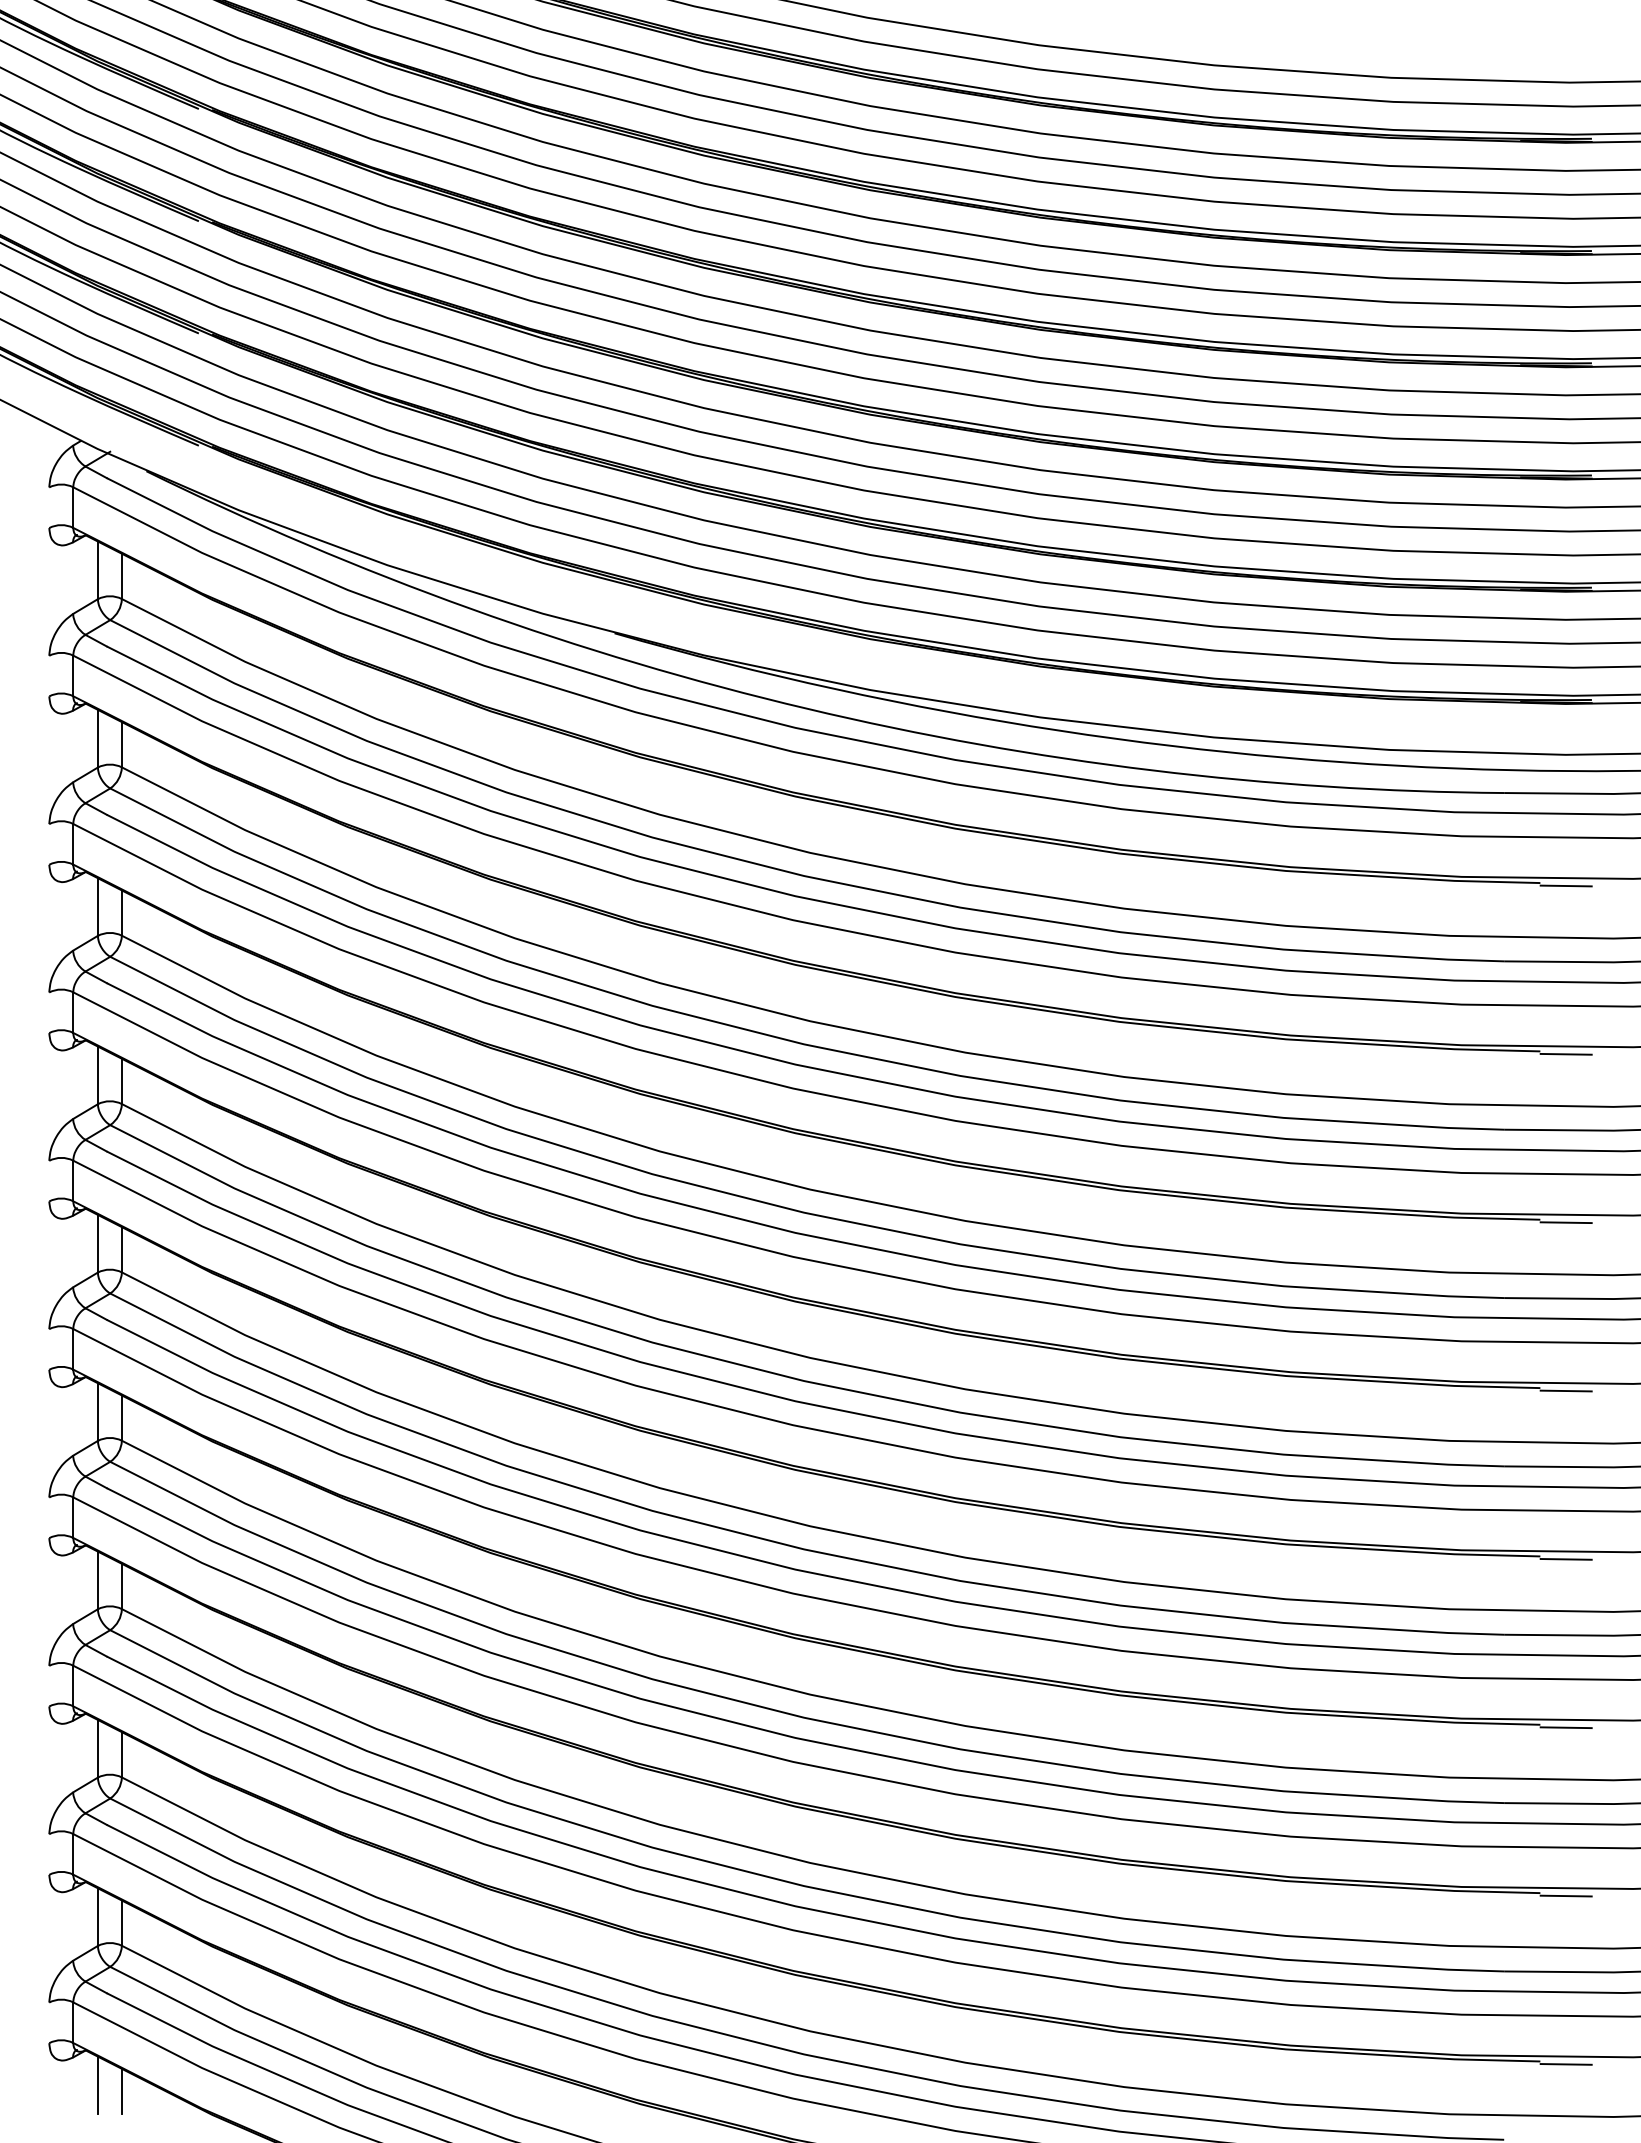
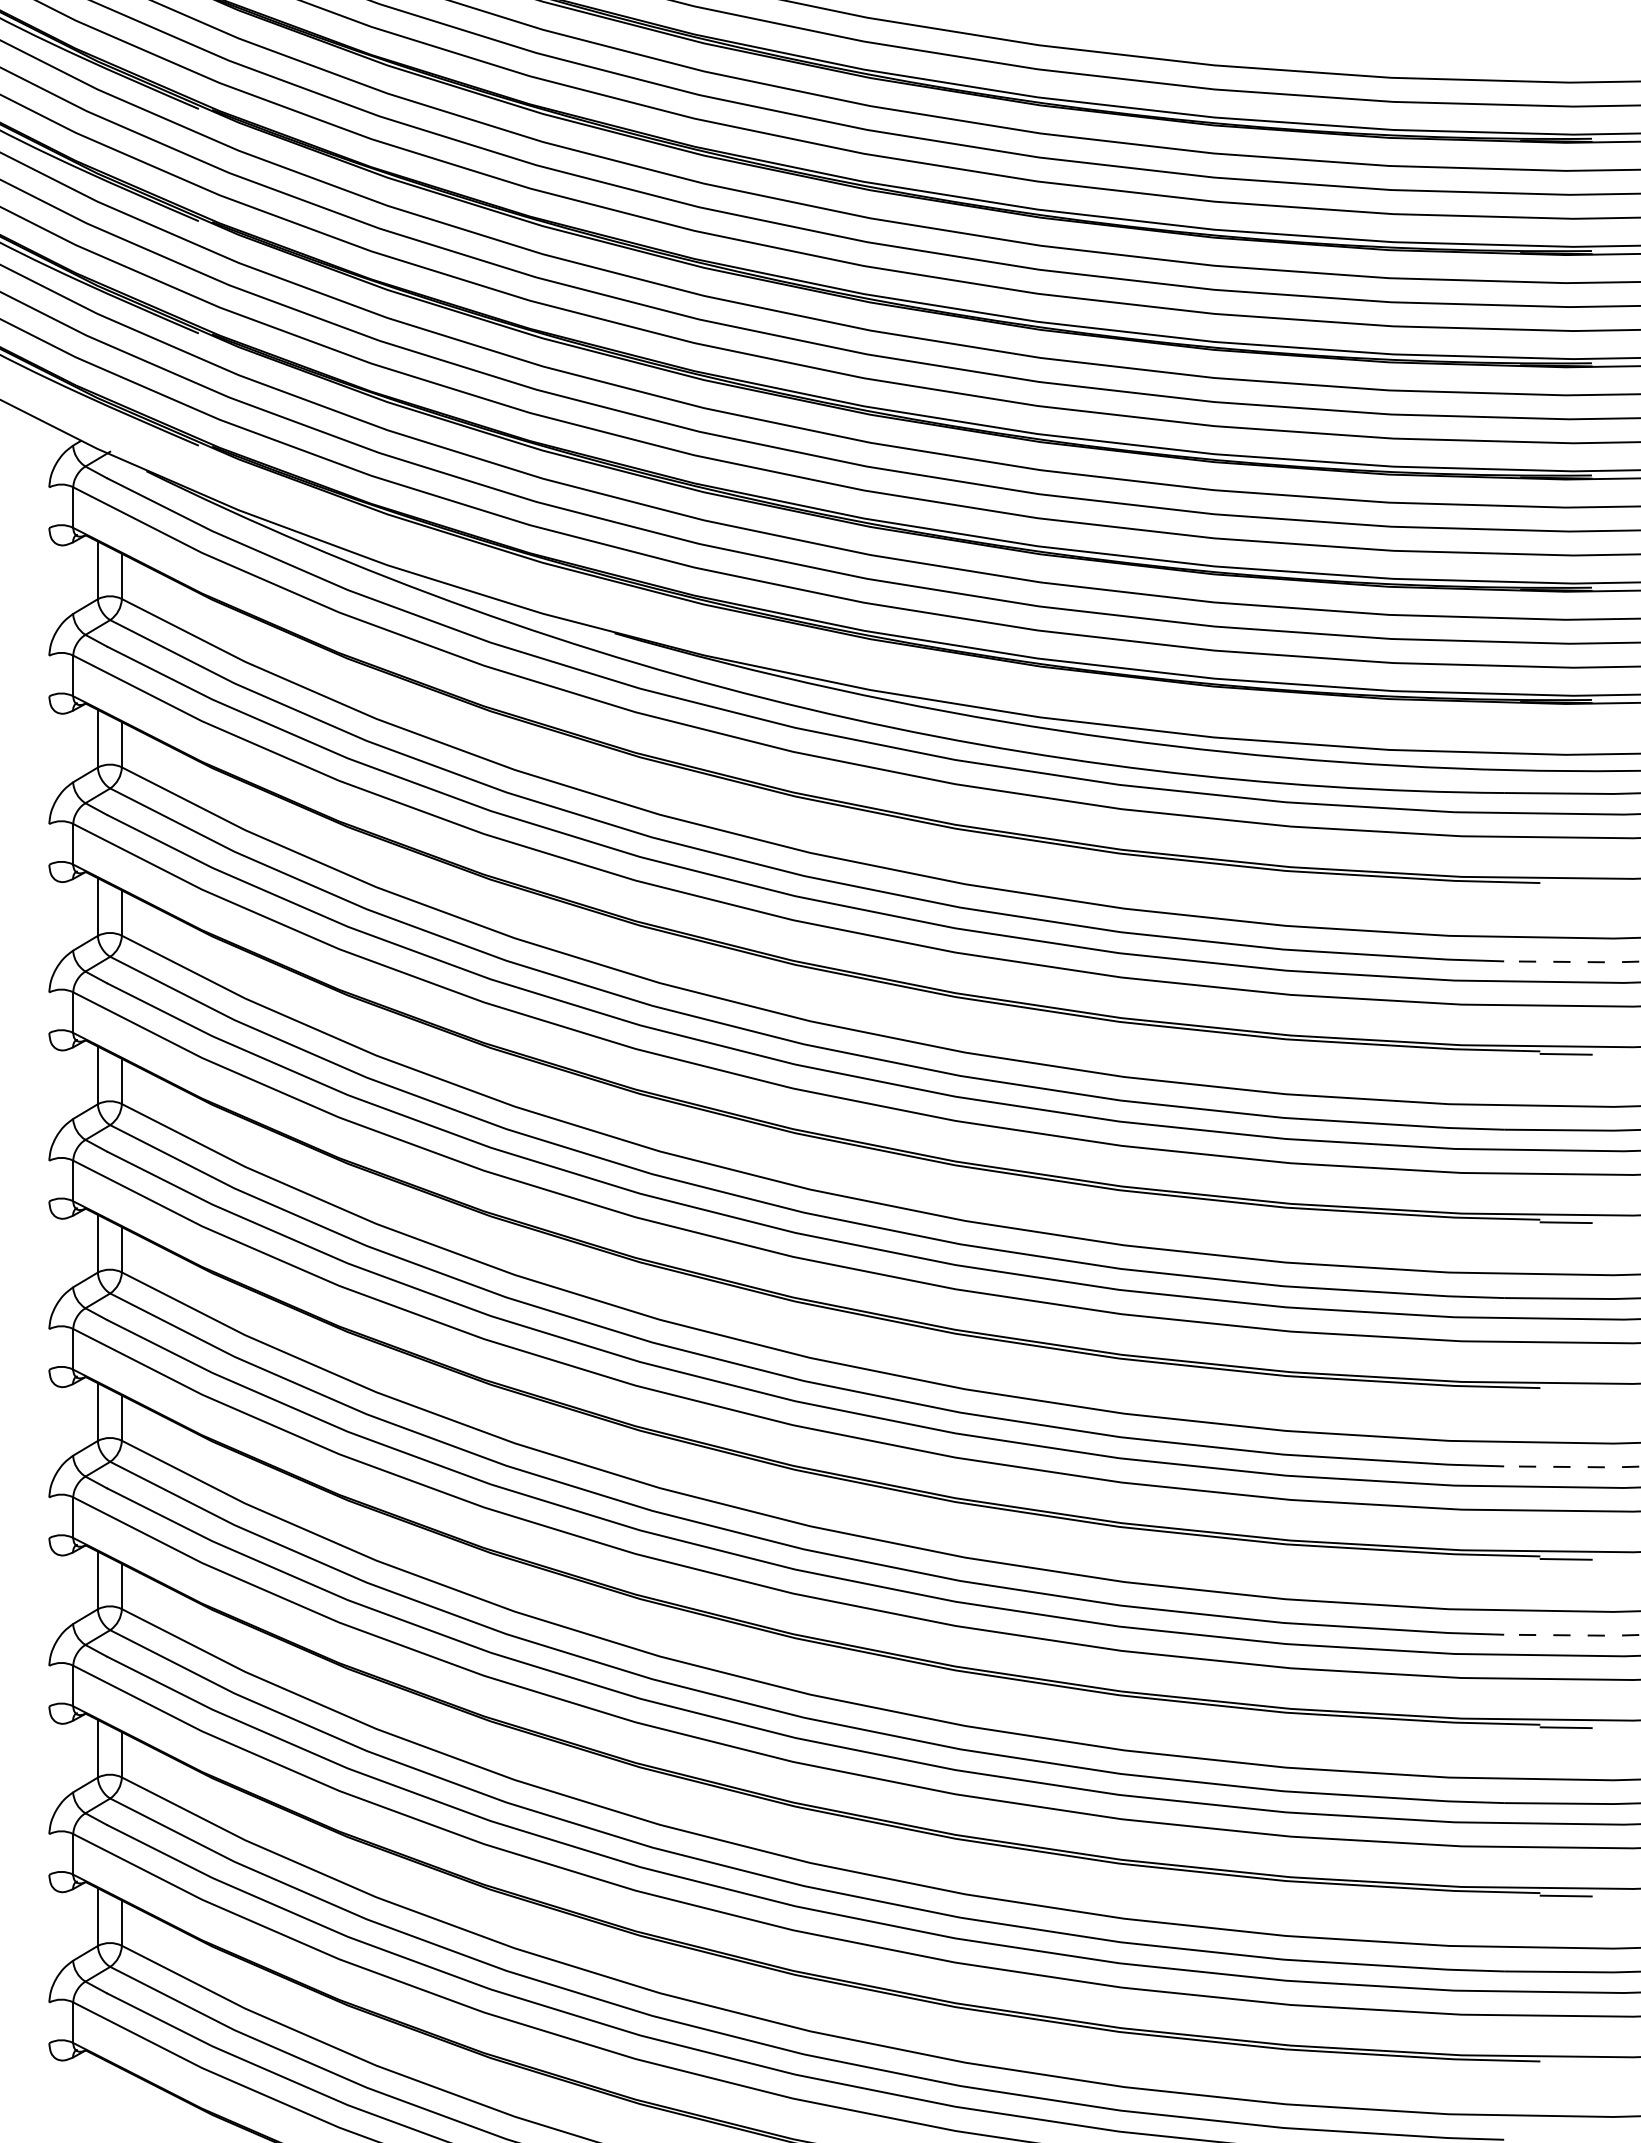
line: present -> none (1565, 885)
line: solid -> dashed (1572, 961)
line: present -> none (1565, 1390)
line: solid -> dashed (1572, 1467)
line: solid -> dashed (1572, 1635)
line: present -> none (1565, 2064)
line: present -> none (97, 2085)
line: present -> none (121, 2091)
